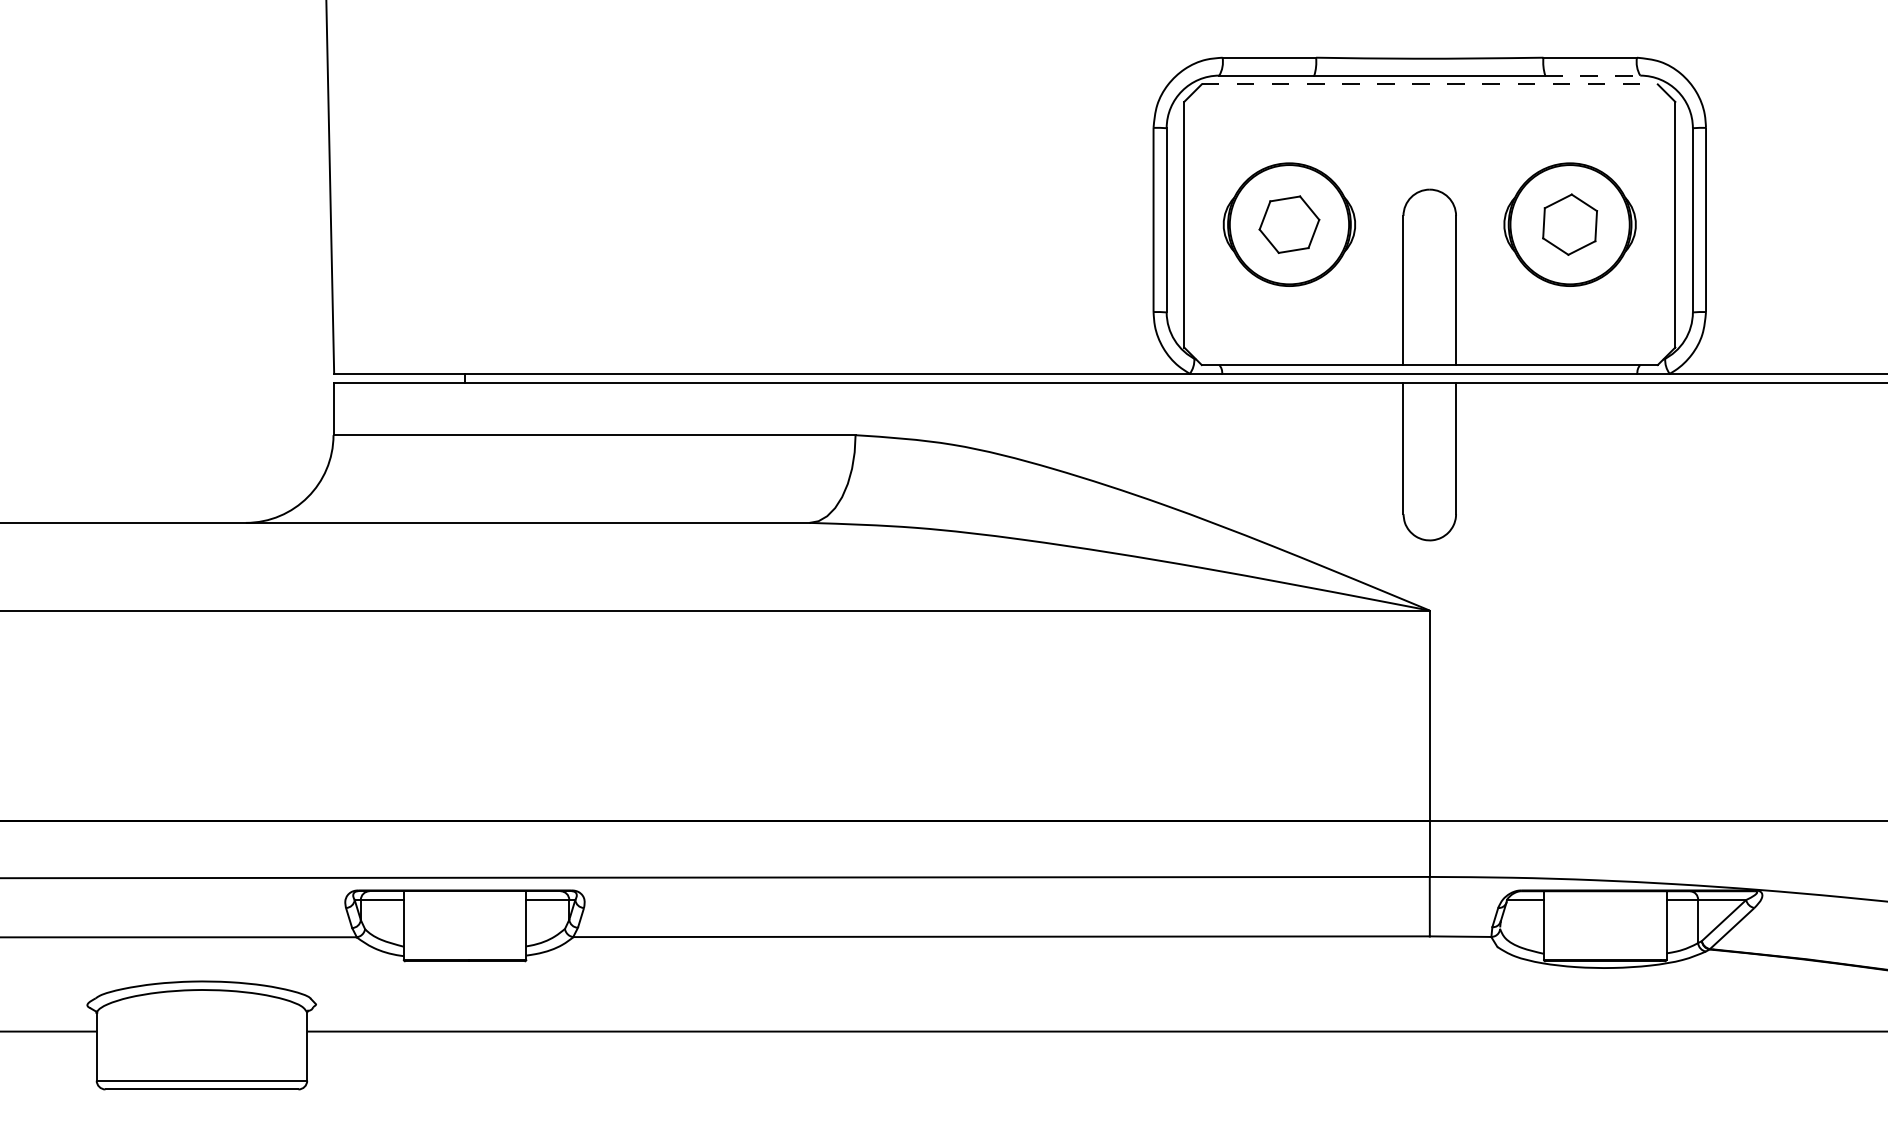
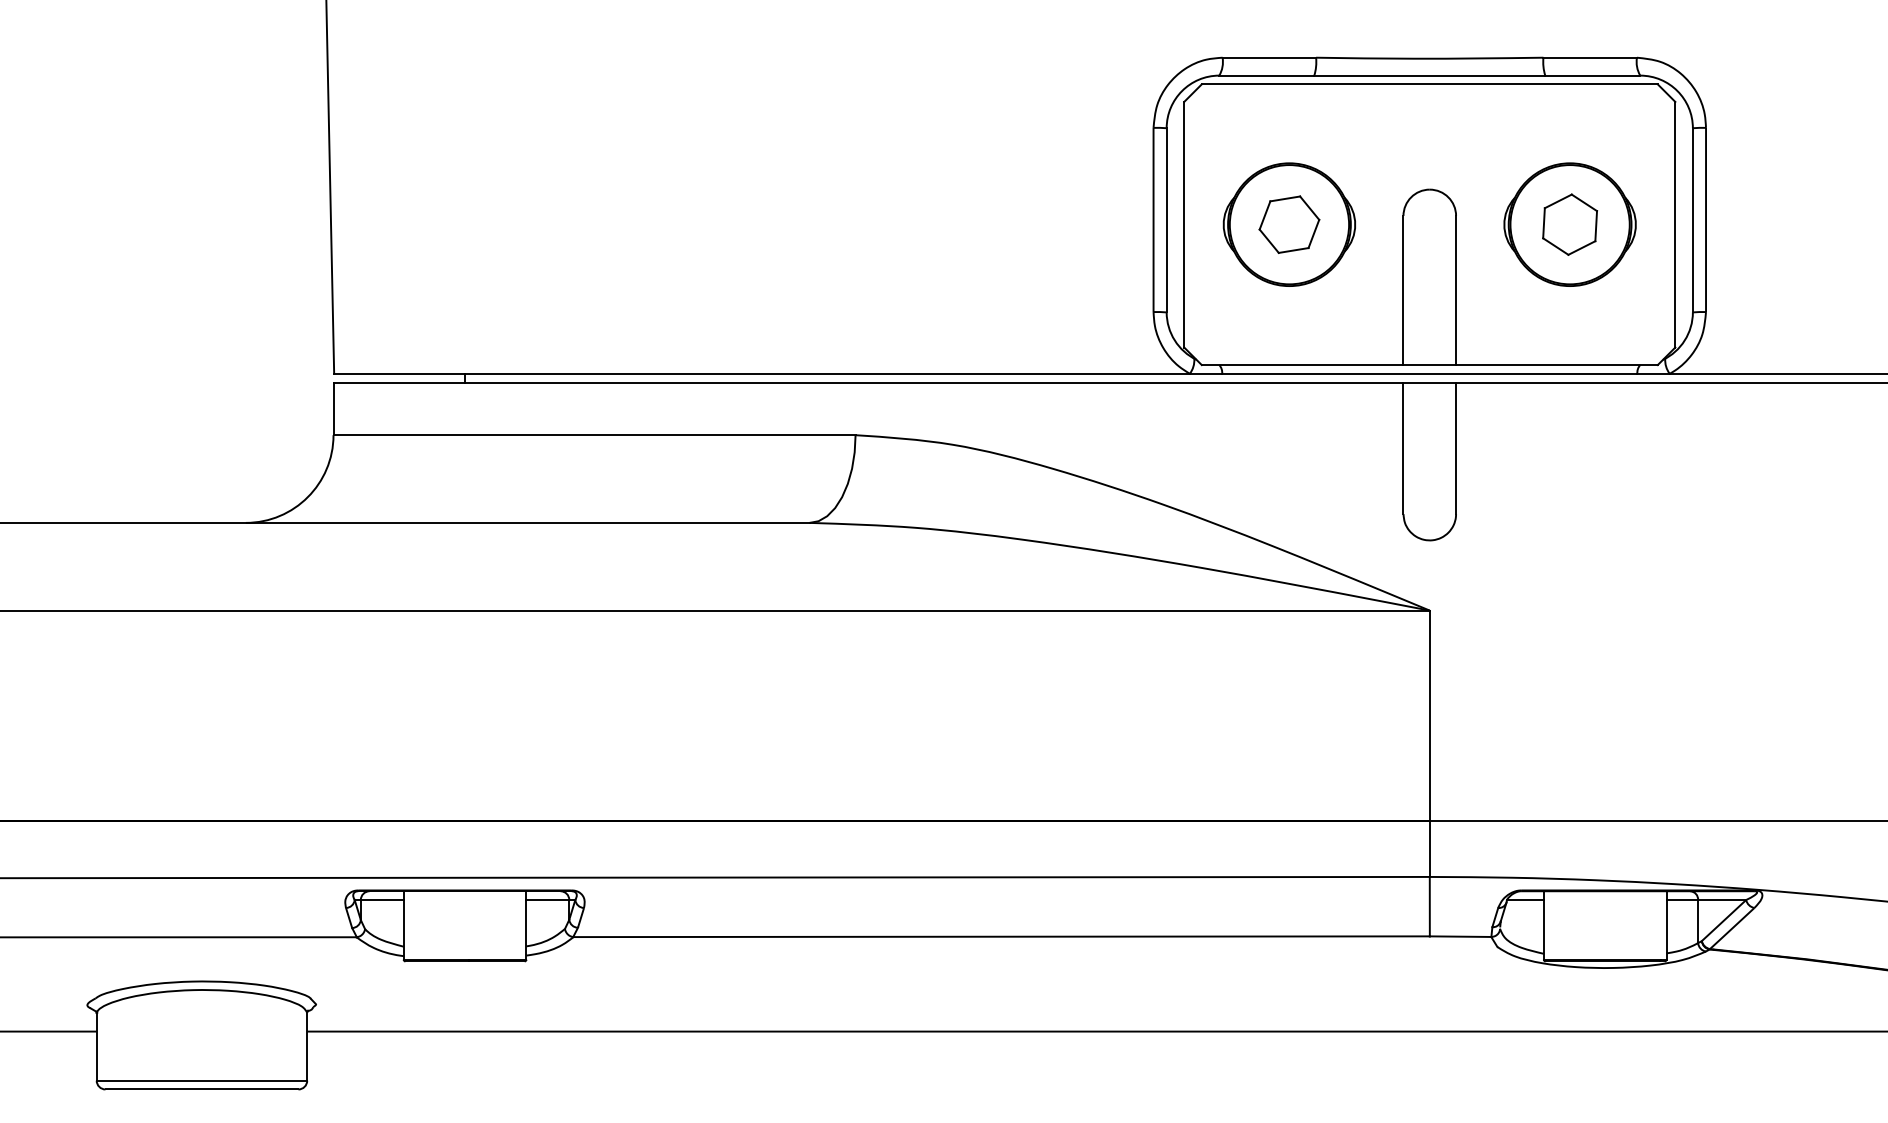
line: dashed -> solid (1592, 75)
line: dashed -> solid (1430, 84)
